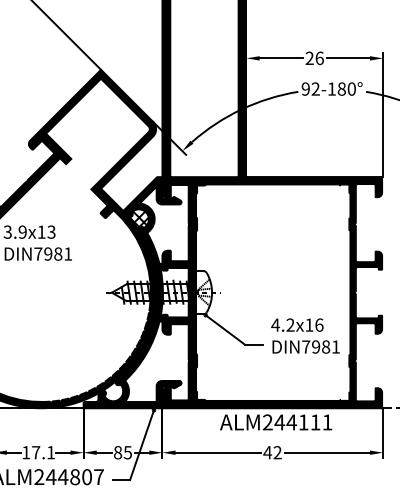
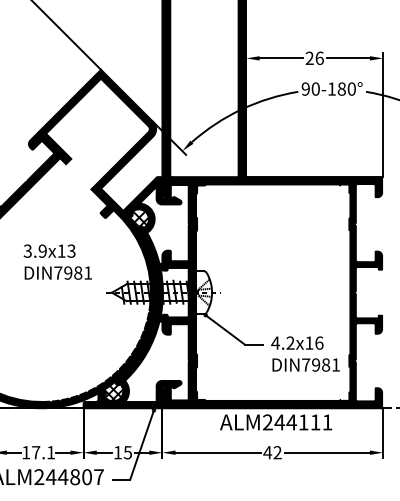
text: 92-180° -> 90-180° (315, 88)
text position: (37, 242) -> (57, 261) (57, 261)
text position: (305, 335) -> (305, 353) (305, 353)
hatch: none -> present (113, 391)
text: 85 -> 15 (118, 452)
